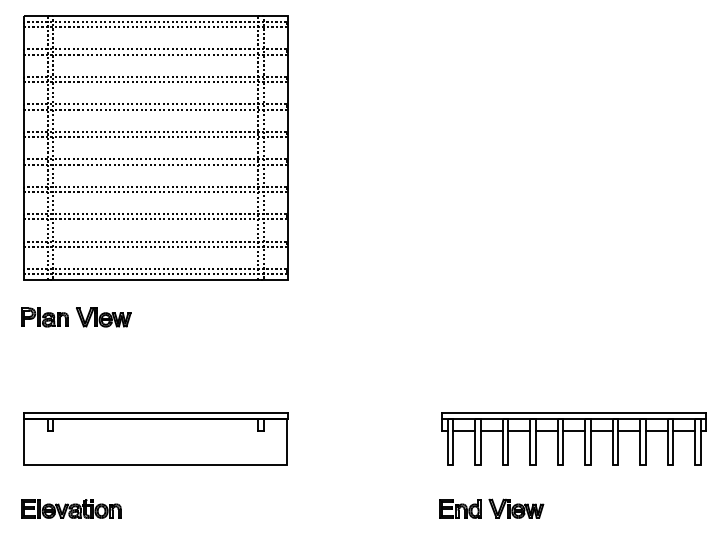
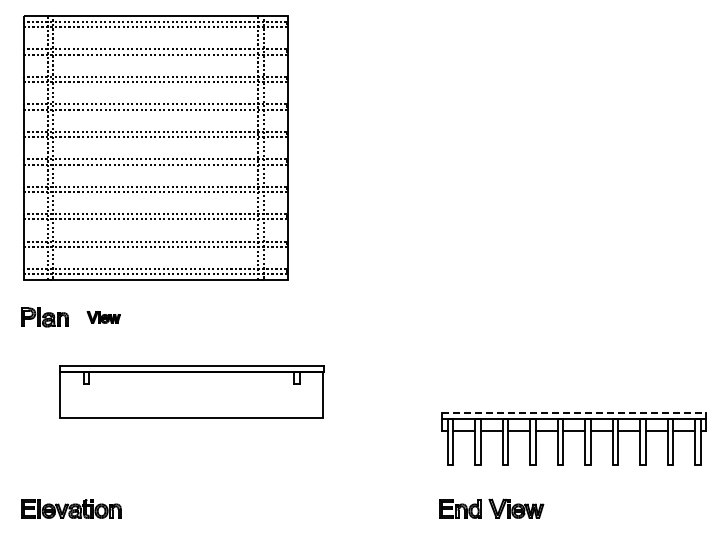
part size: 56x21 px -> 35x13 px (103, 317)
line: solid -> dashed (574, 413)
part position: (155, 438) -> (191, 391) (191, 391)
